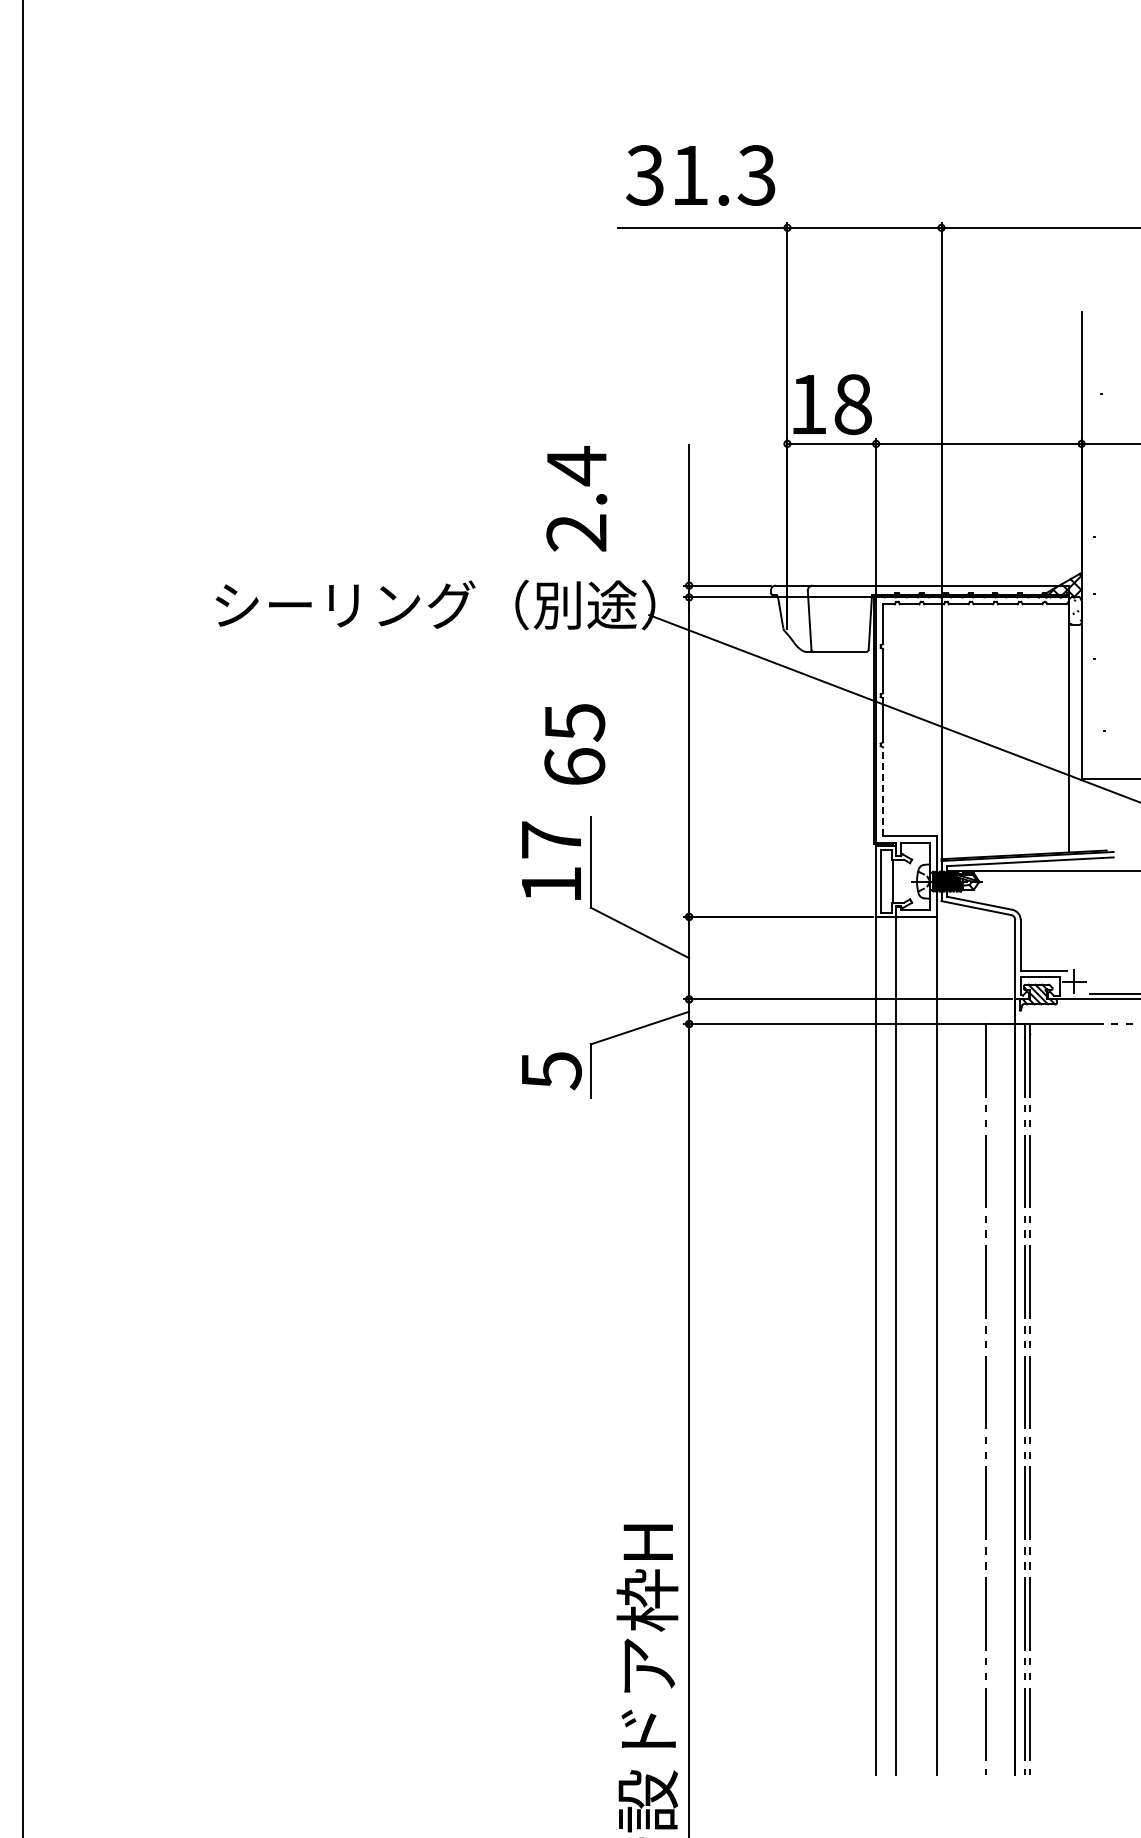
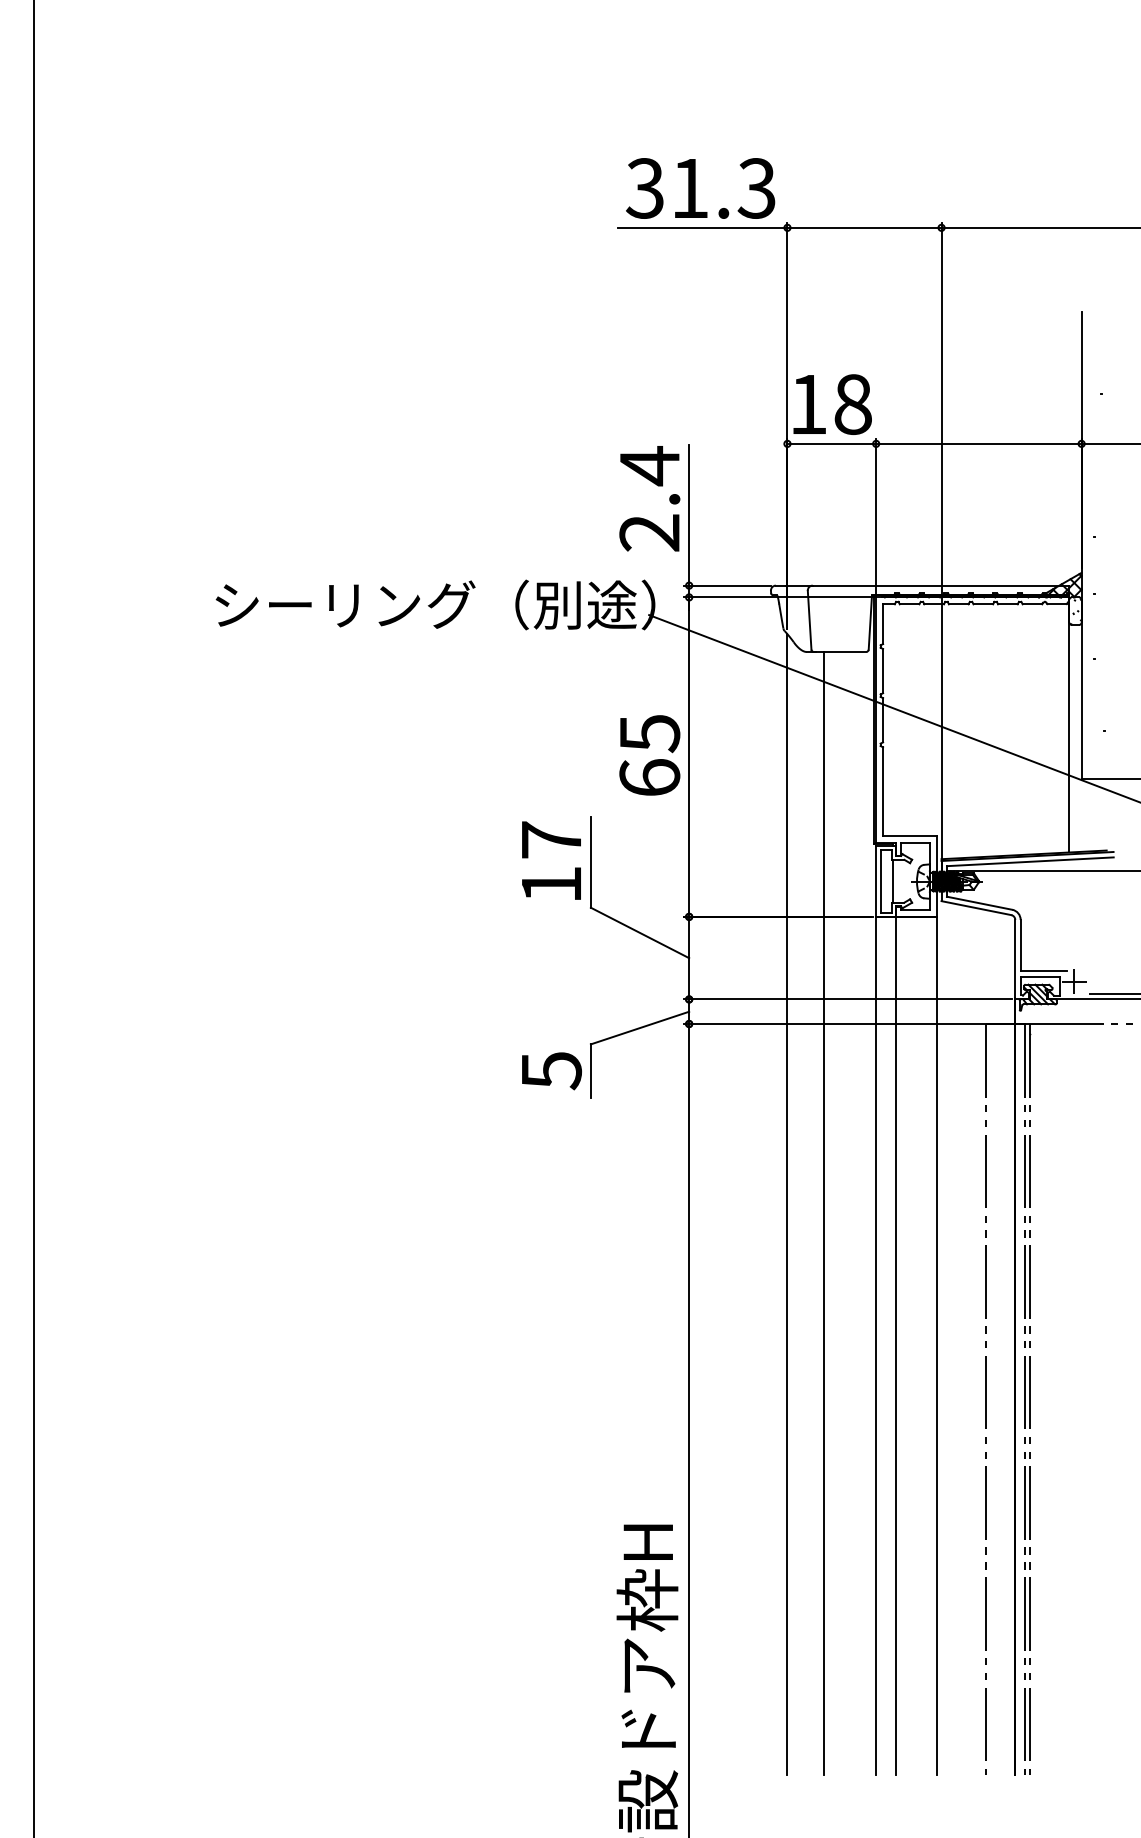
text position: (700, 175) -> (700, 188) (700, 188)
text position: (576, 498) -> (649, 498) (649, 498)
text position: (574, 744) -> (649, 755) (649, 755)
line: dashed -> solid (883, 791)
line position: (23, 918) -> (34, 918) (34, 918)
line: none -> present (787, 1204)
line: none -> present (824, 1213)
